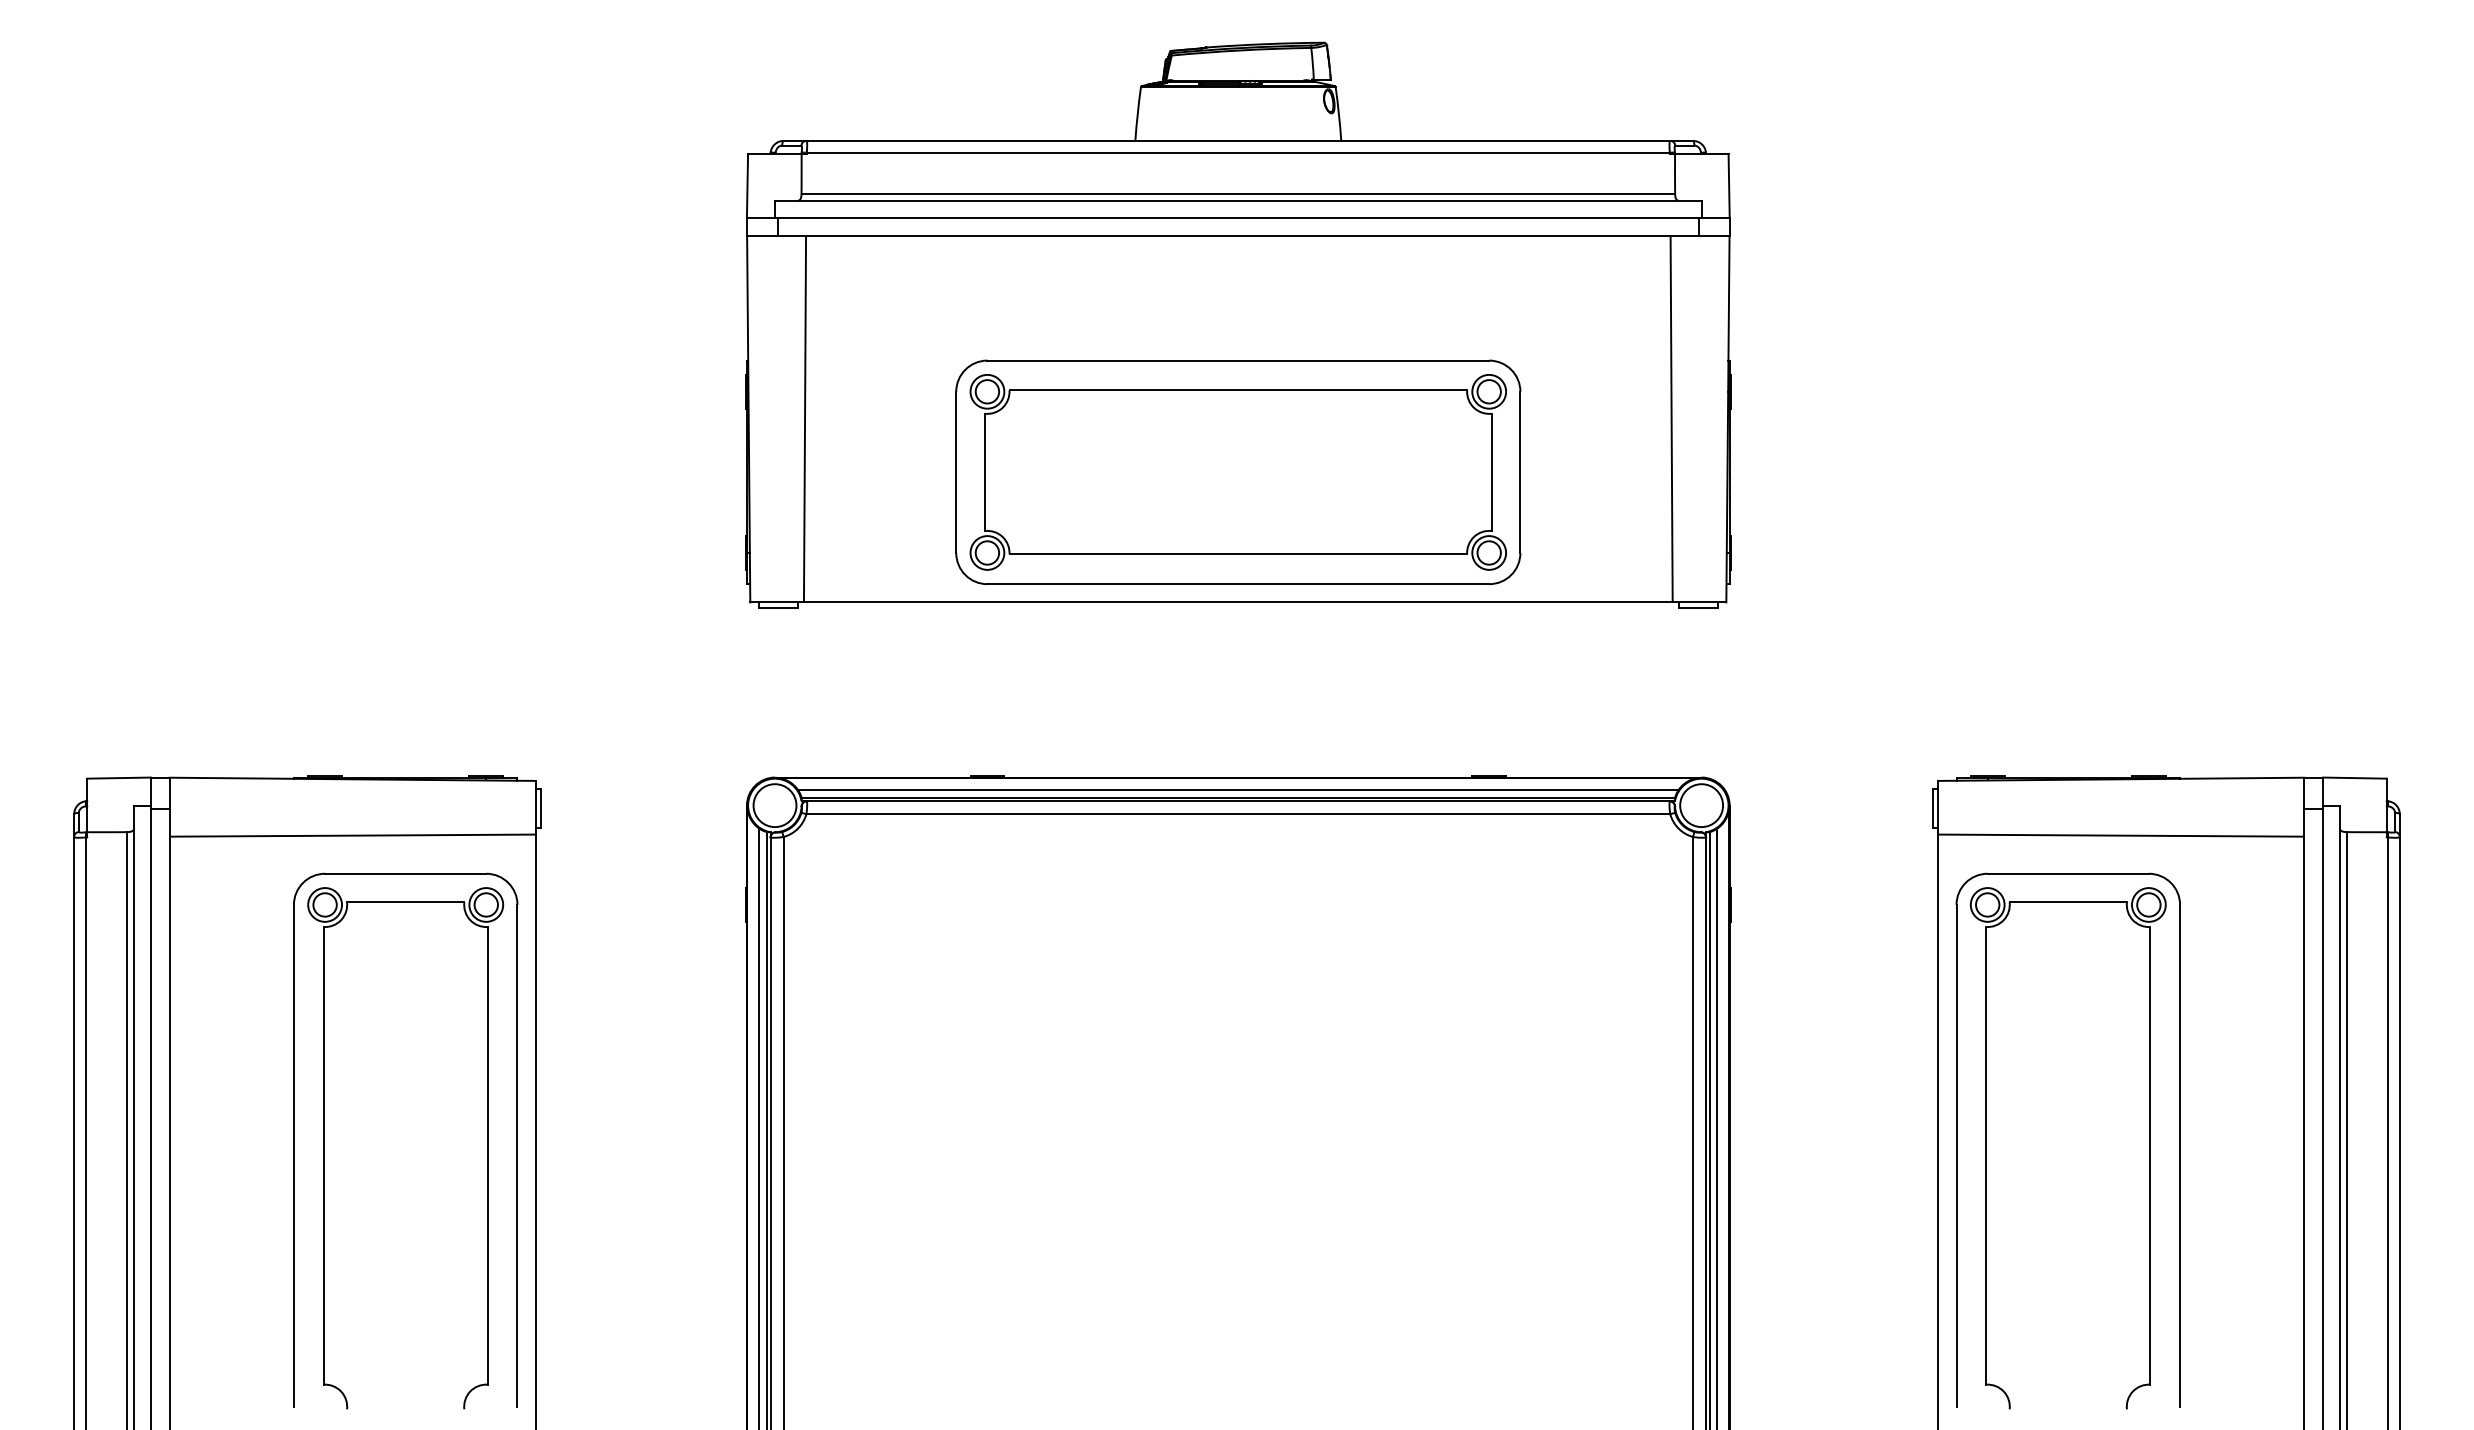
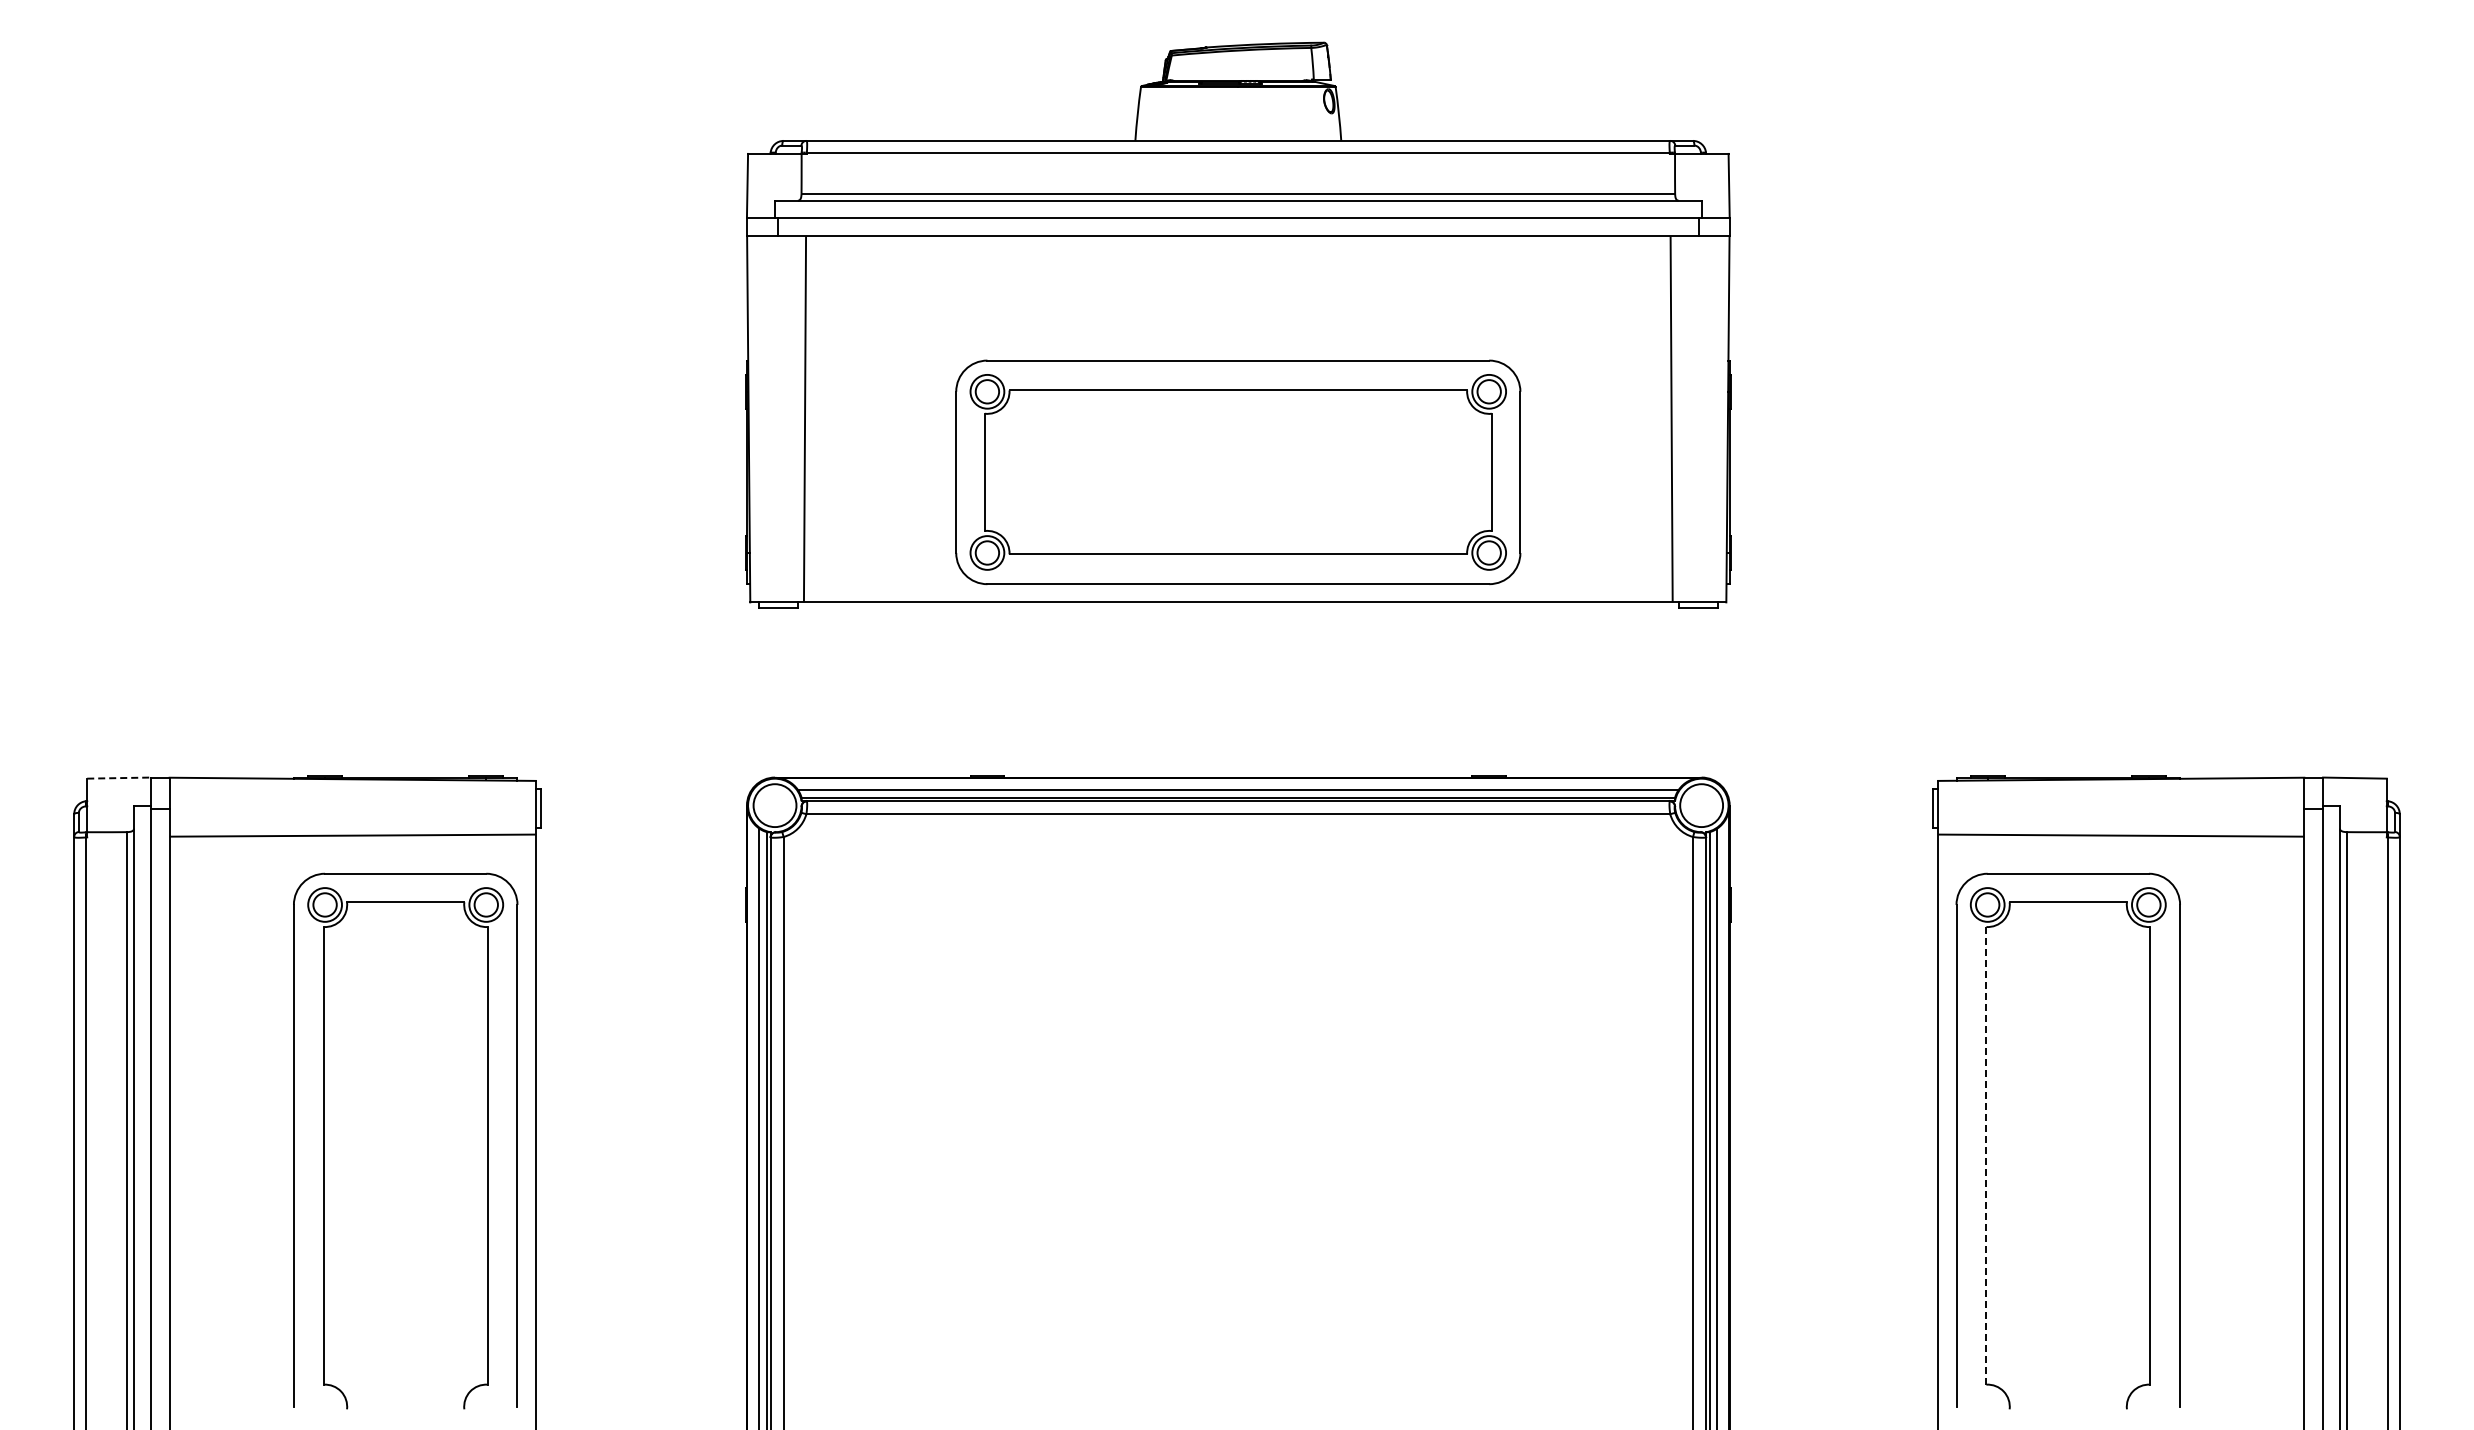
line: solid -> dashed (119, 778)
line: solid -> dashed (1986, 1155)
